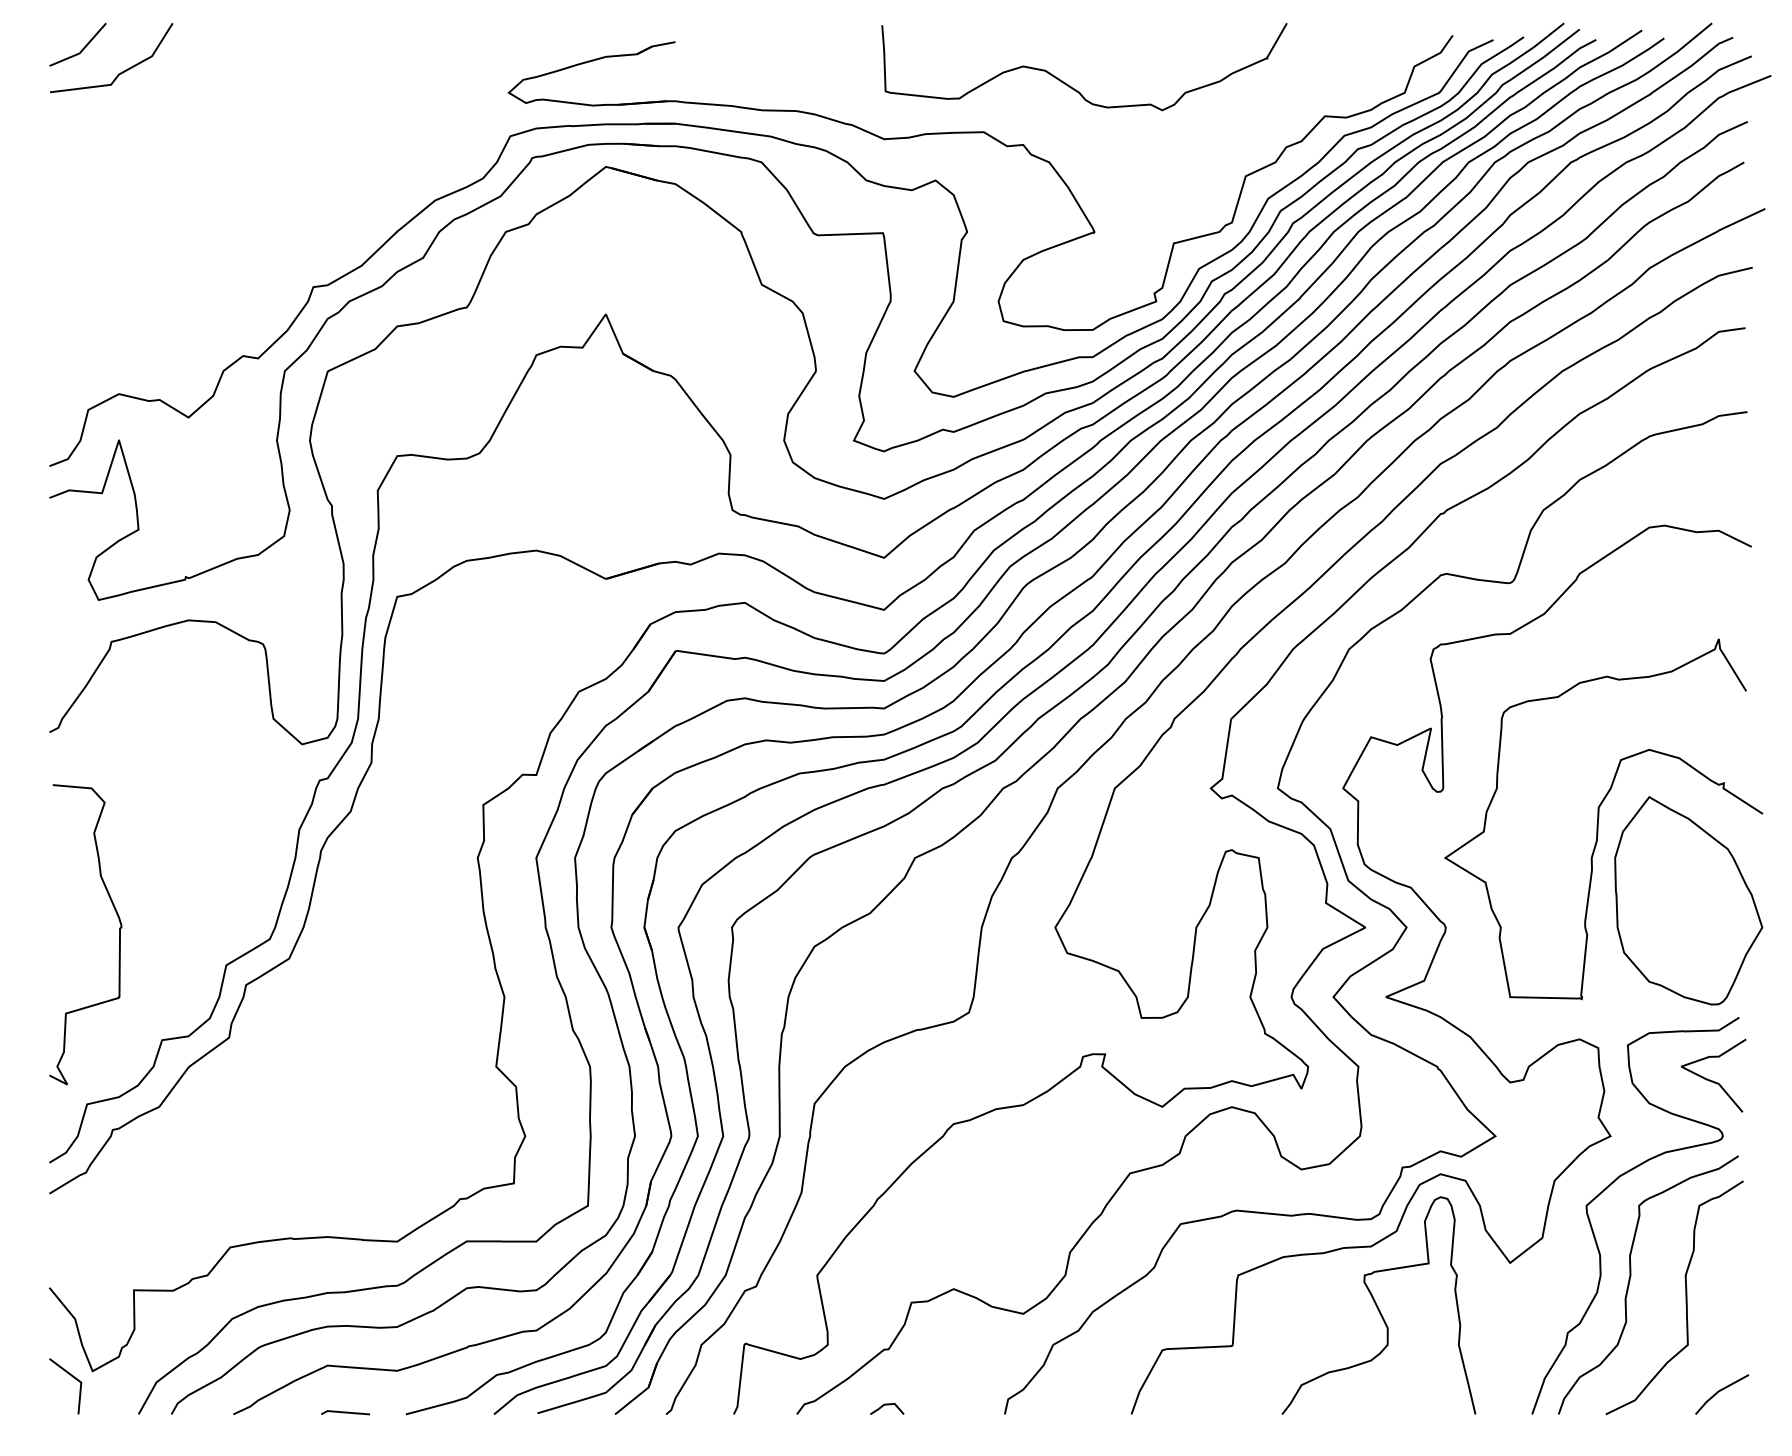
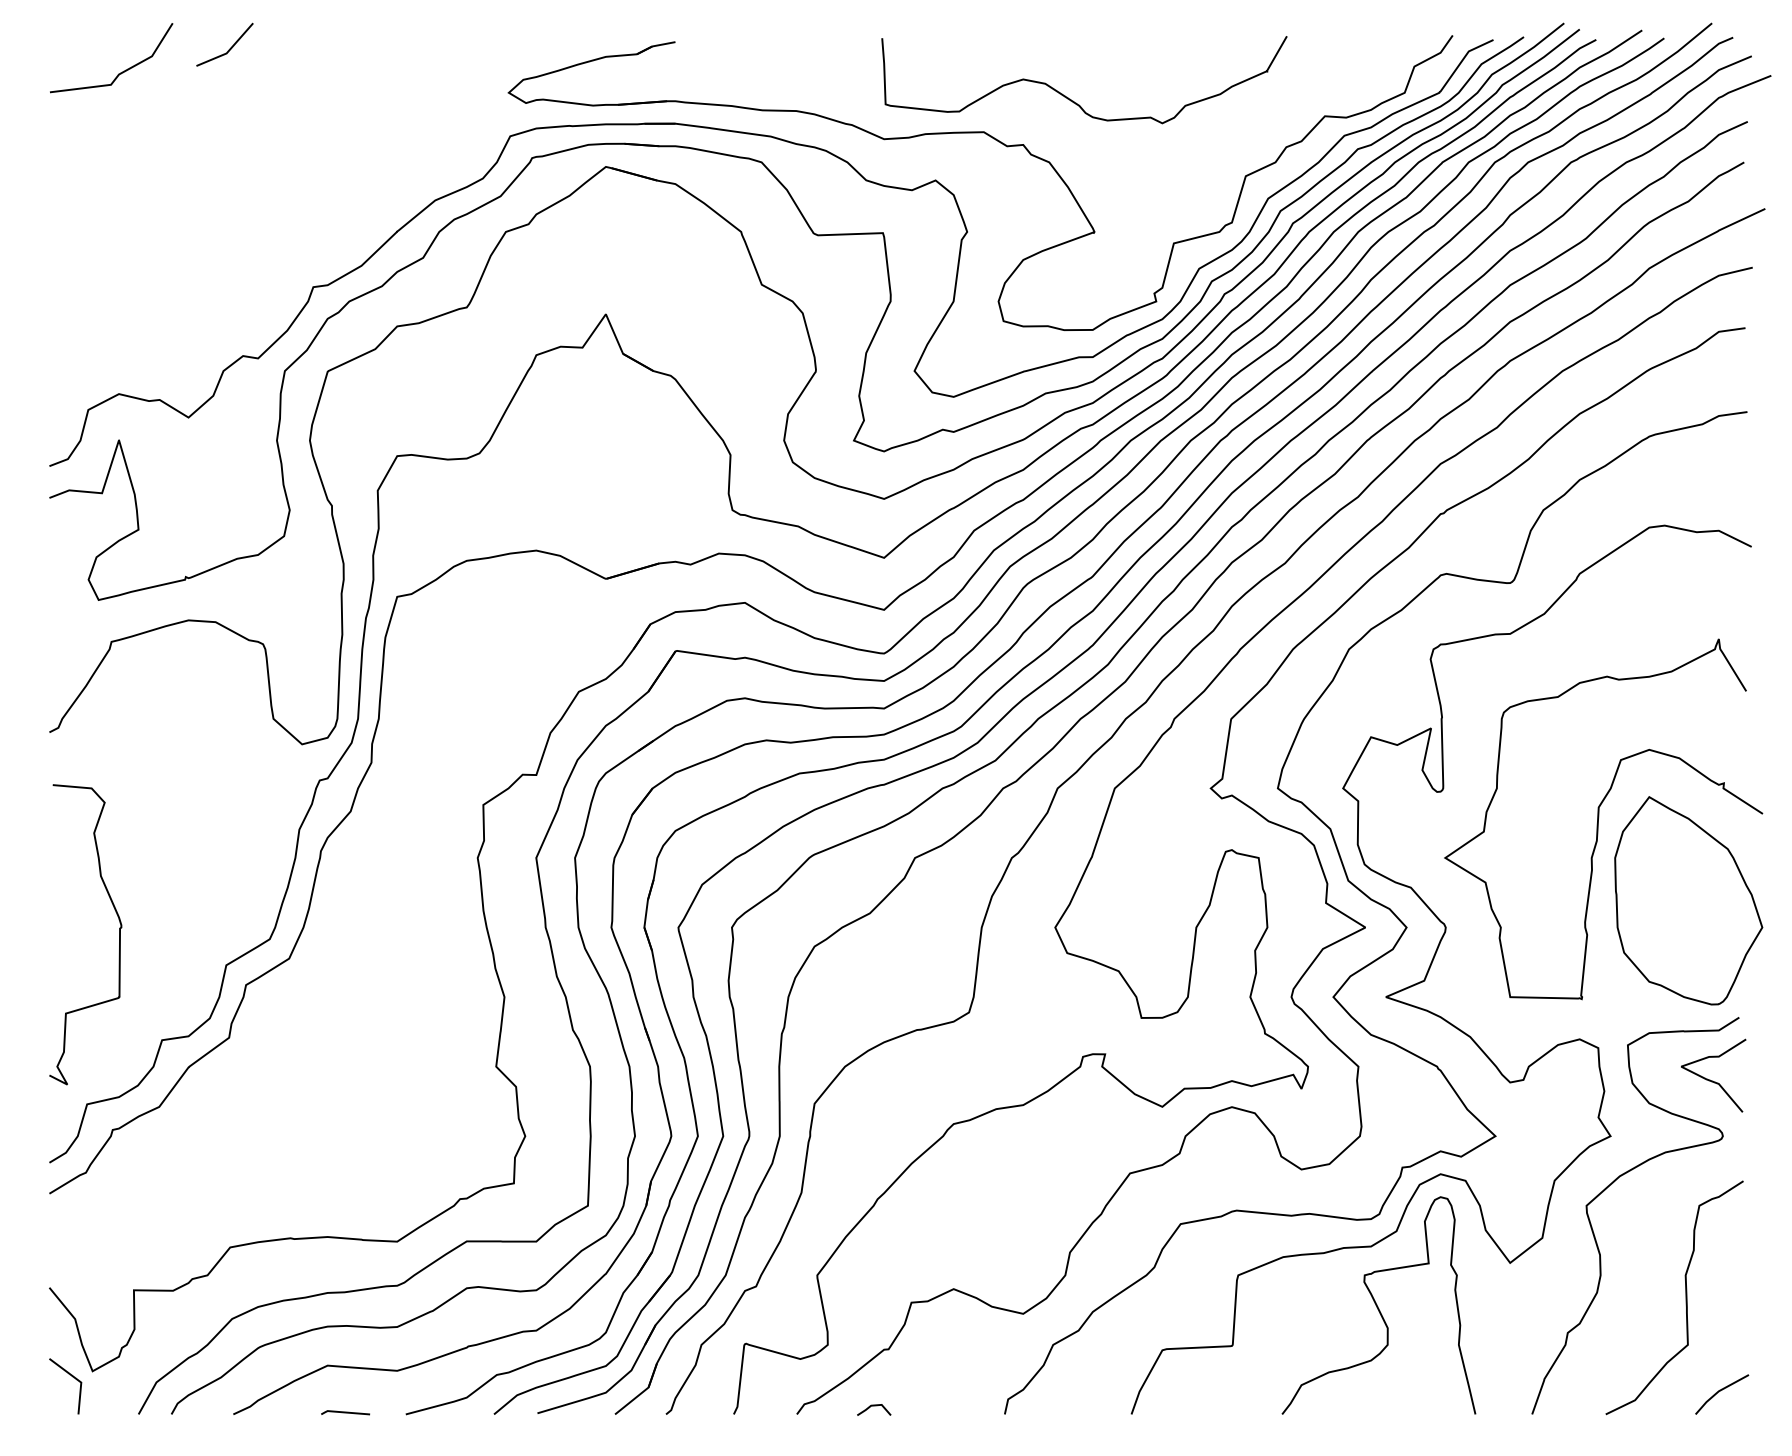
line position: (82, 48) -> (229, 48) (229, 48)
curve position: (1073, 87) -> (1073, 100) (1073, 100)
curve: present -> none (1630, 1281)
line position: (887, 1405) -> (874, 1406) (874, 1406)
